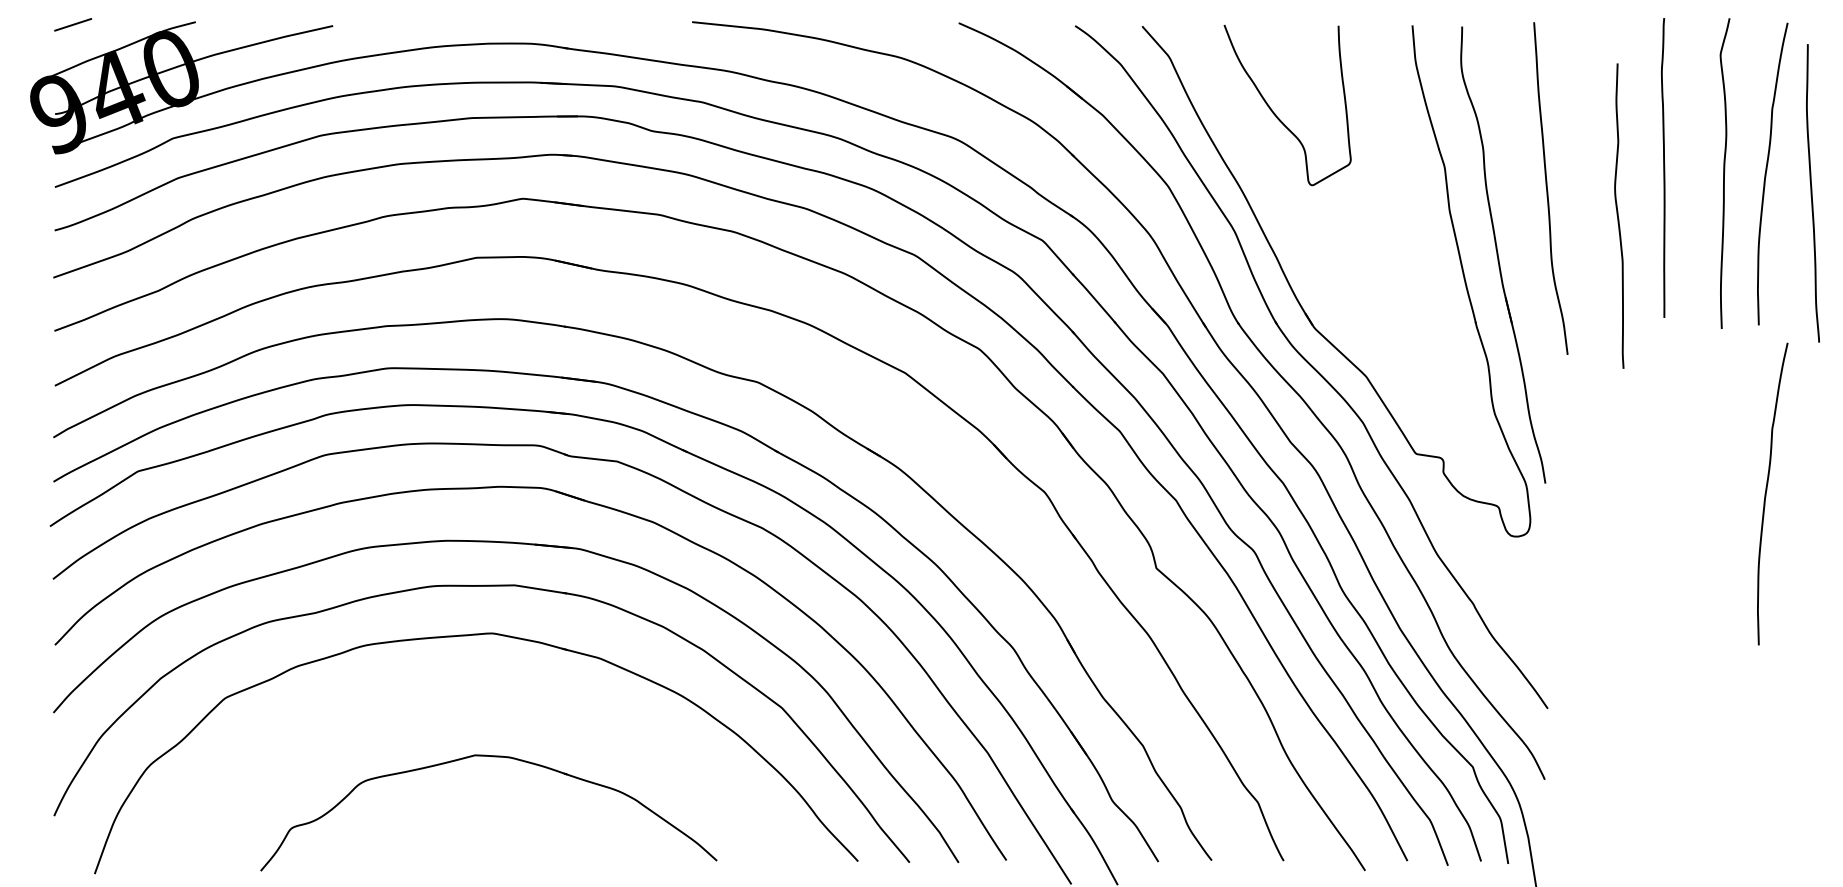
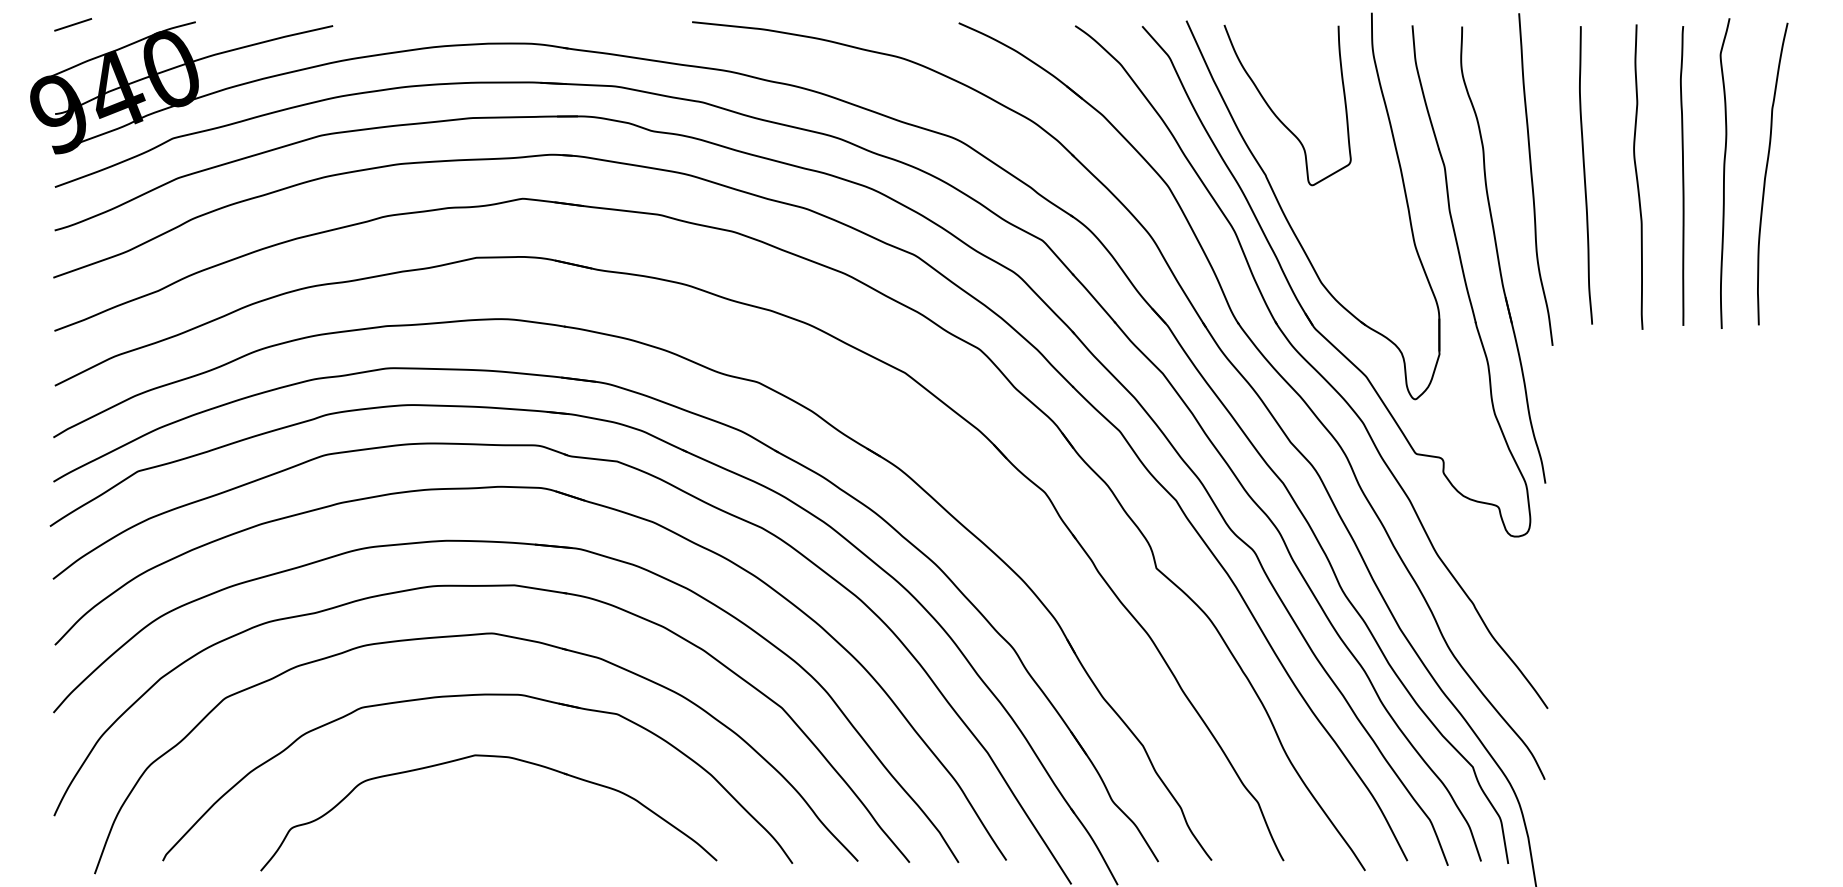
curve position: (1663, 167) -> (1682, 175) (1682, 175)
curve position: (1548, 190) -> (1533, 181) (1533, 181)
curve position: (1812, 193) -> (1585, 175) (1585, 175)
curve position: (1618, 215) -> (1637, 176) (1637, 176)
part: none -> present (1287, 218)
curve: present -> none (1767, 490)
part: none -> present (469, 696)
